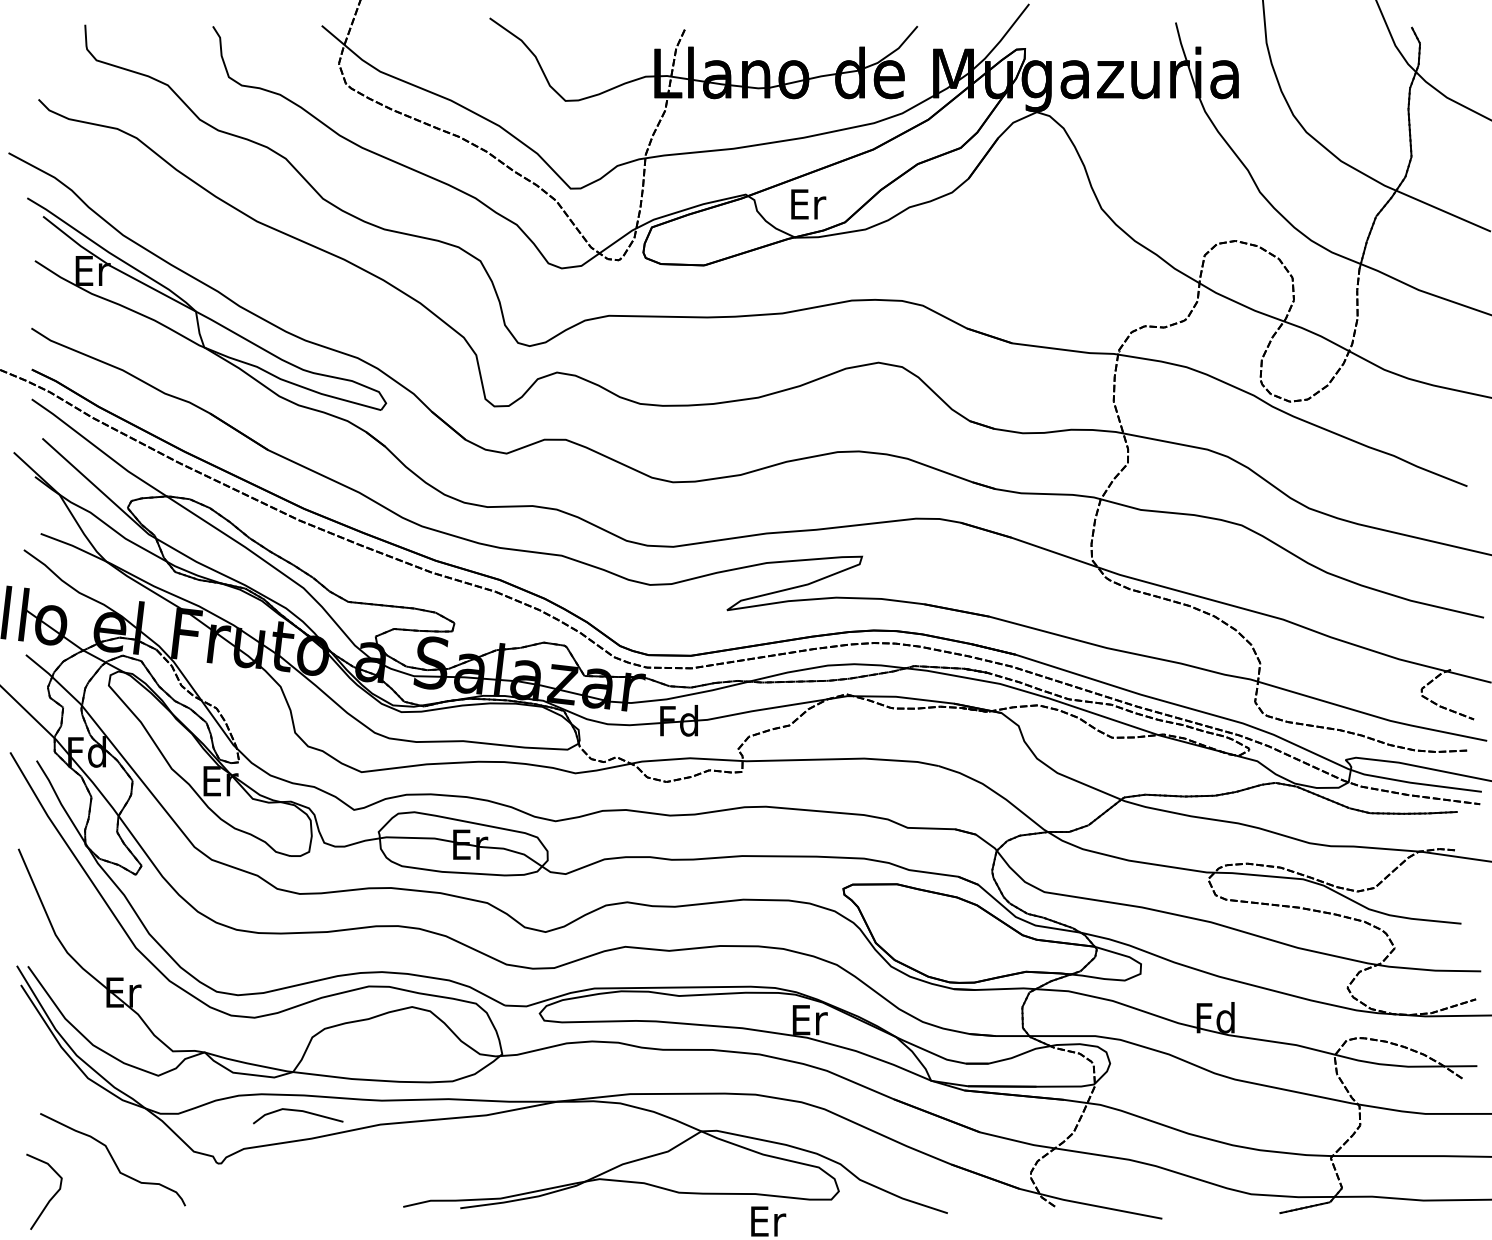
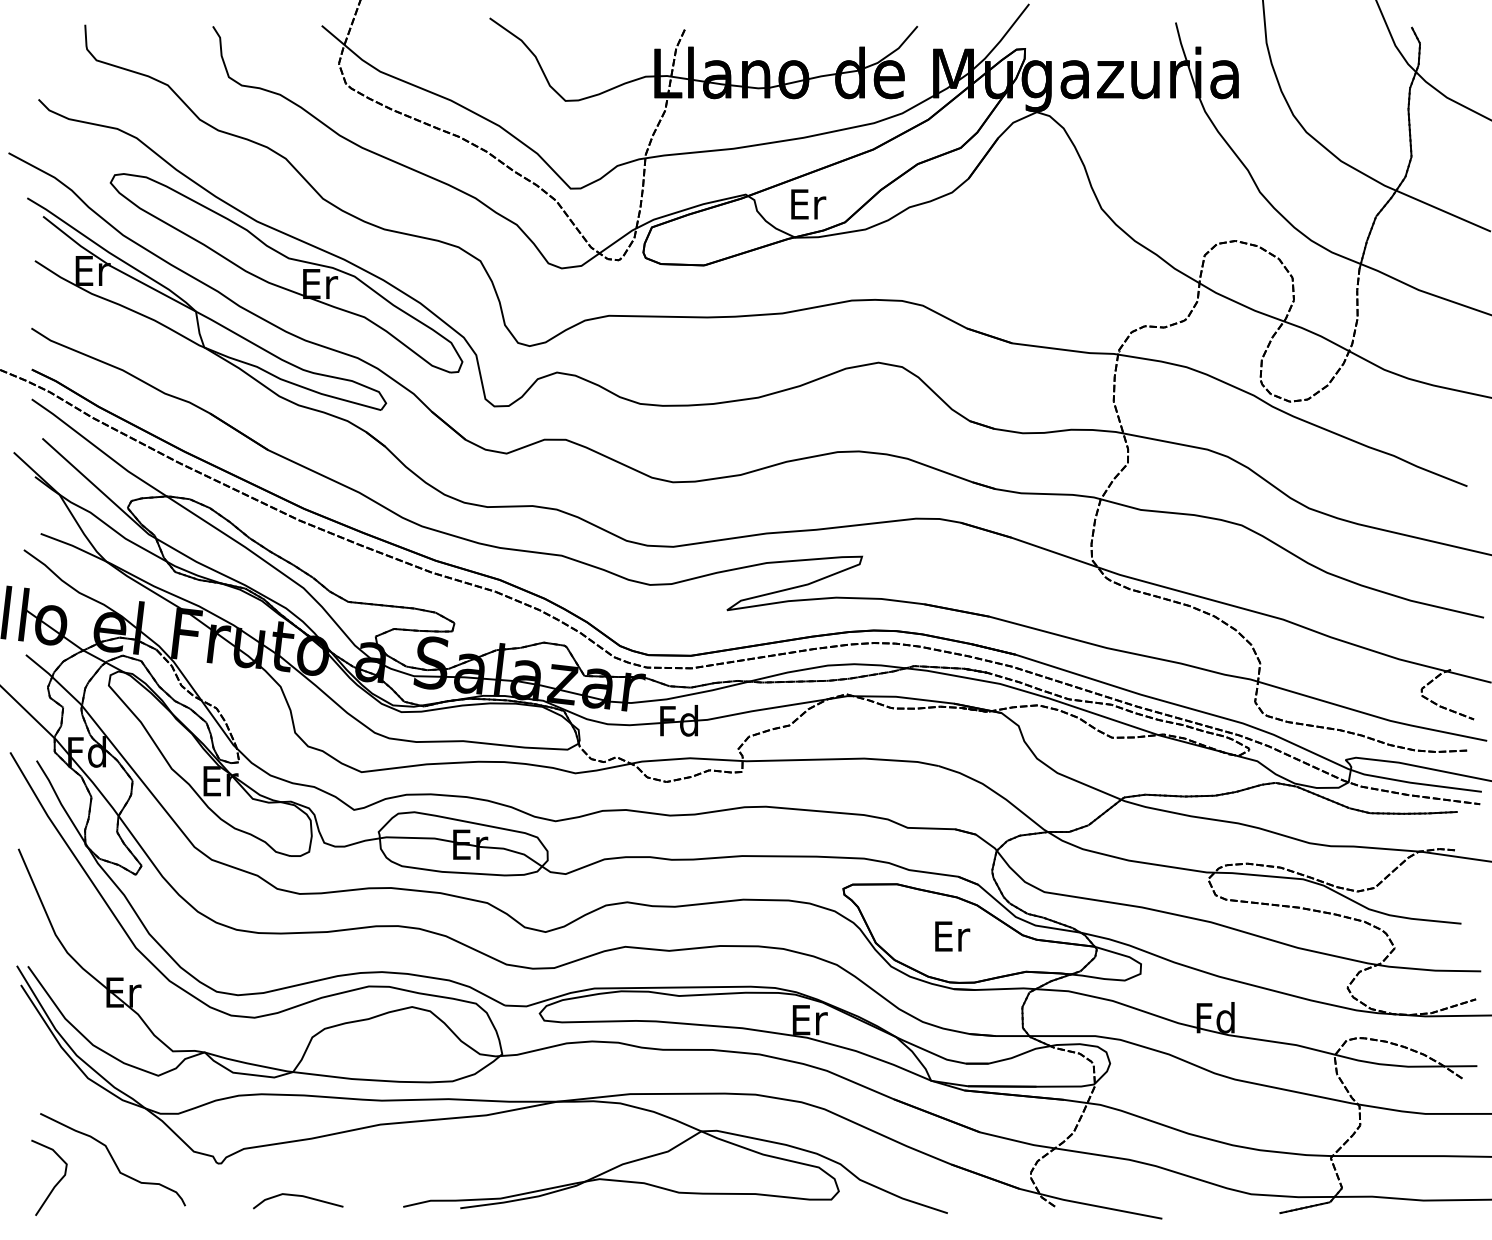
part: none -> present (286, 273)
line position: (298, 1111) -> (298, 1196) (298, 1196)
curve position: (51, 1197) -> (56, 1183) (56, 1183)
text position: (768, 1221) -> (952, 936) (952, 936)
